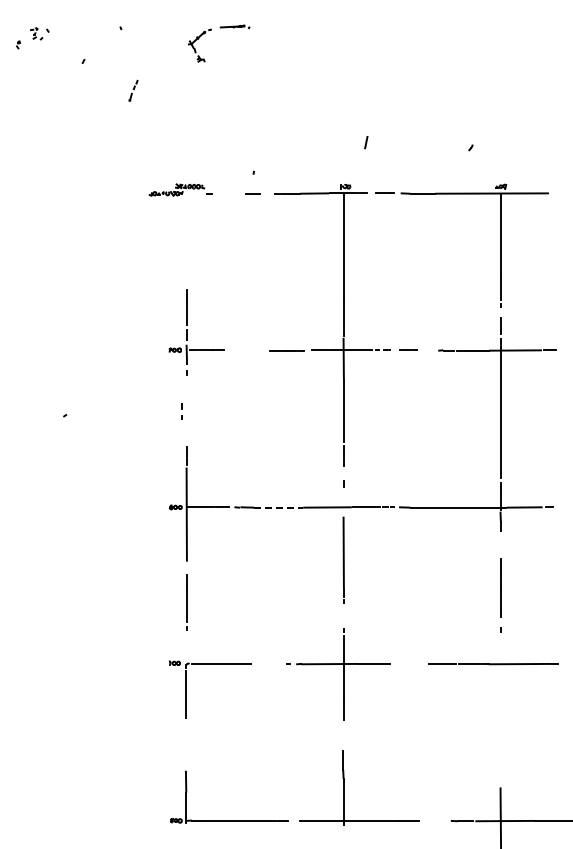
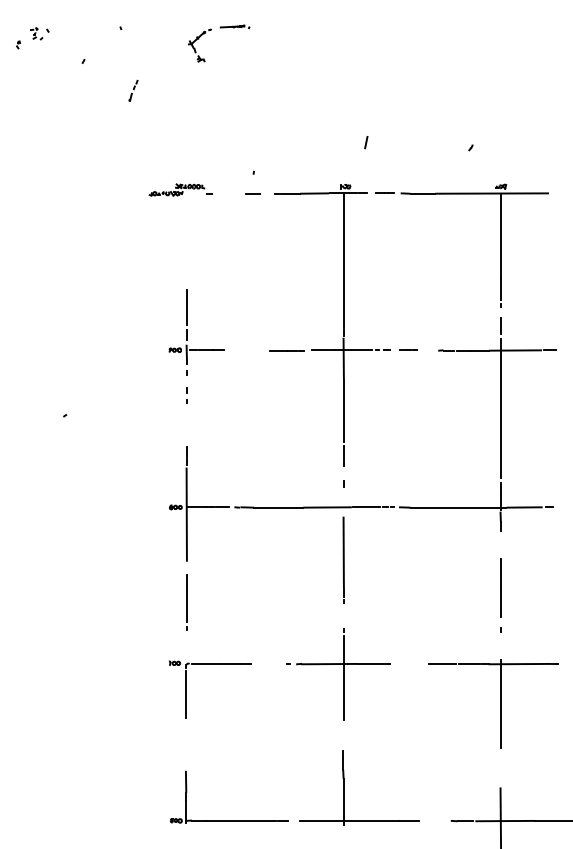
line position: (181, 409) -> (186, 393) (186, 393)
line: dashed -> solid (278, 507)
line: none -> present (500, 703)
